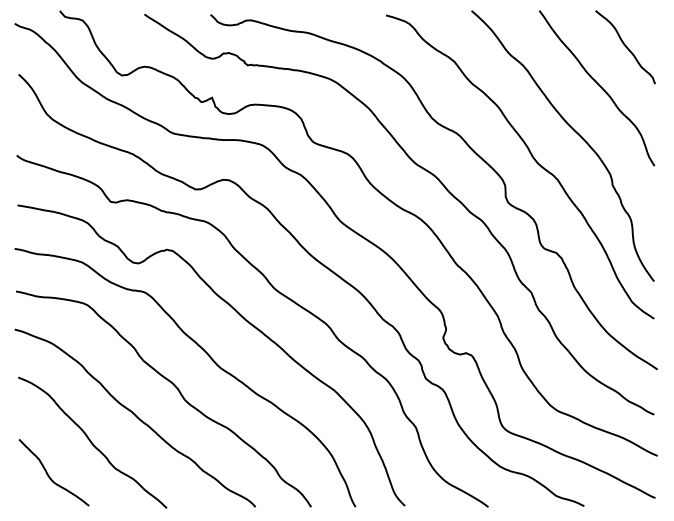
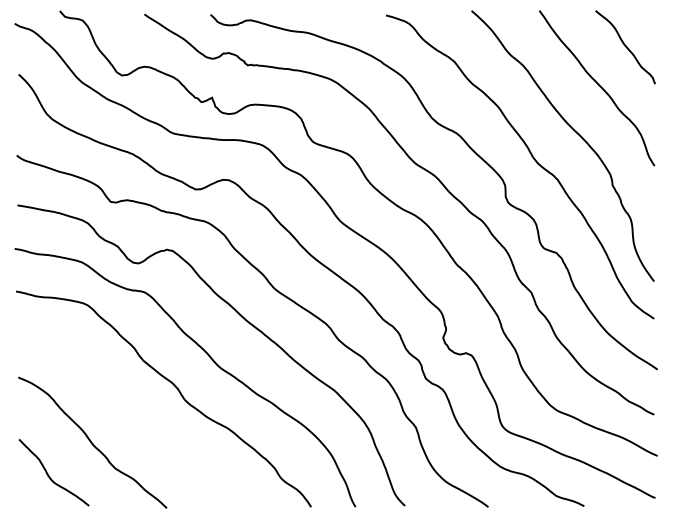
curve: present -> none (135, 416)
